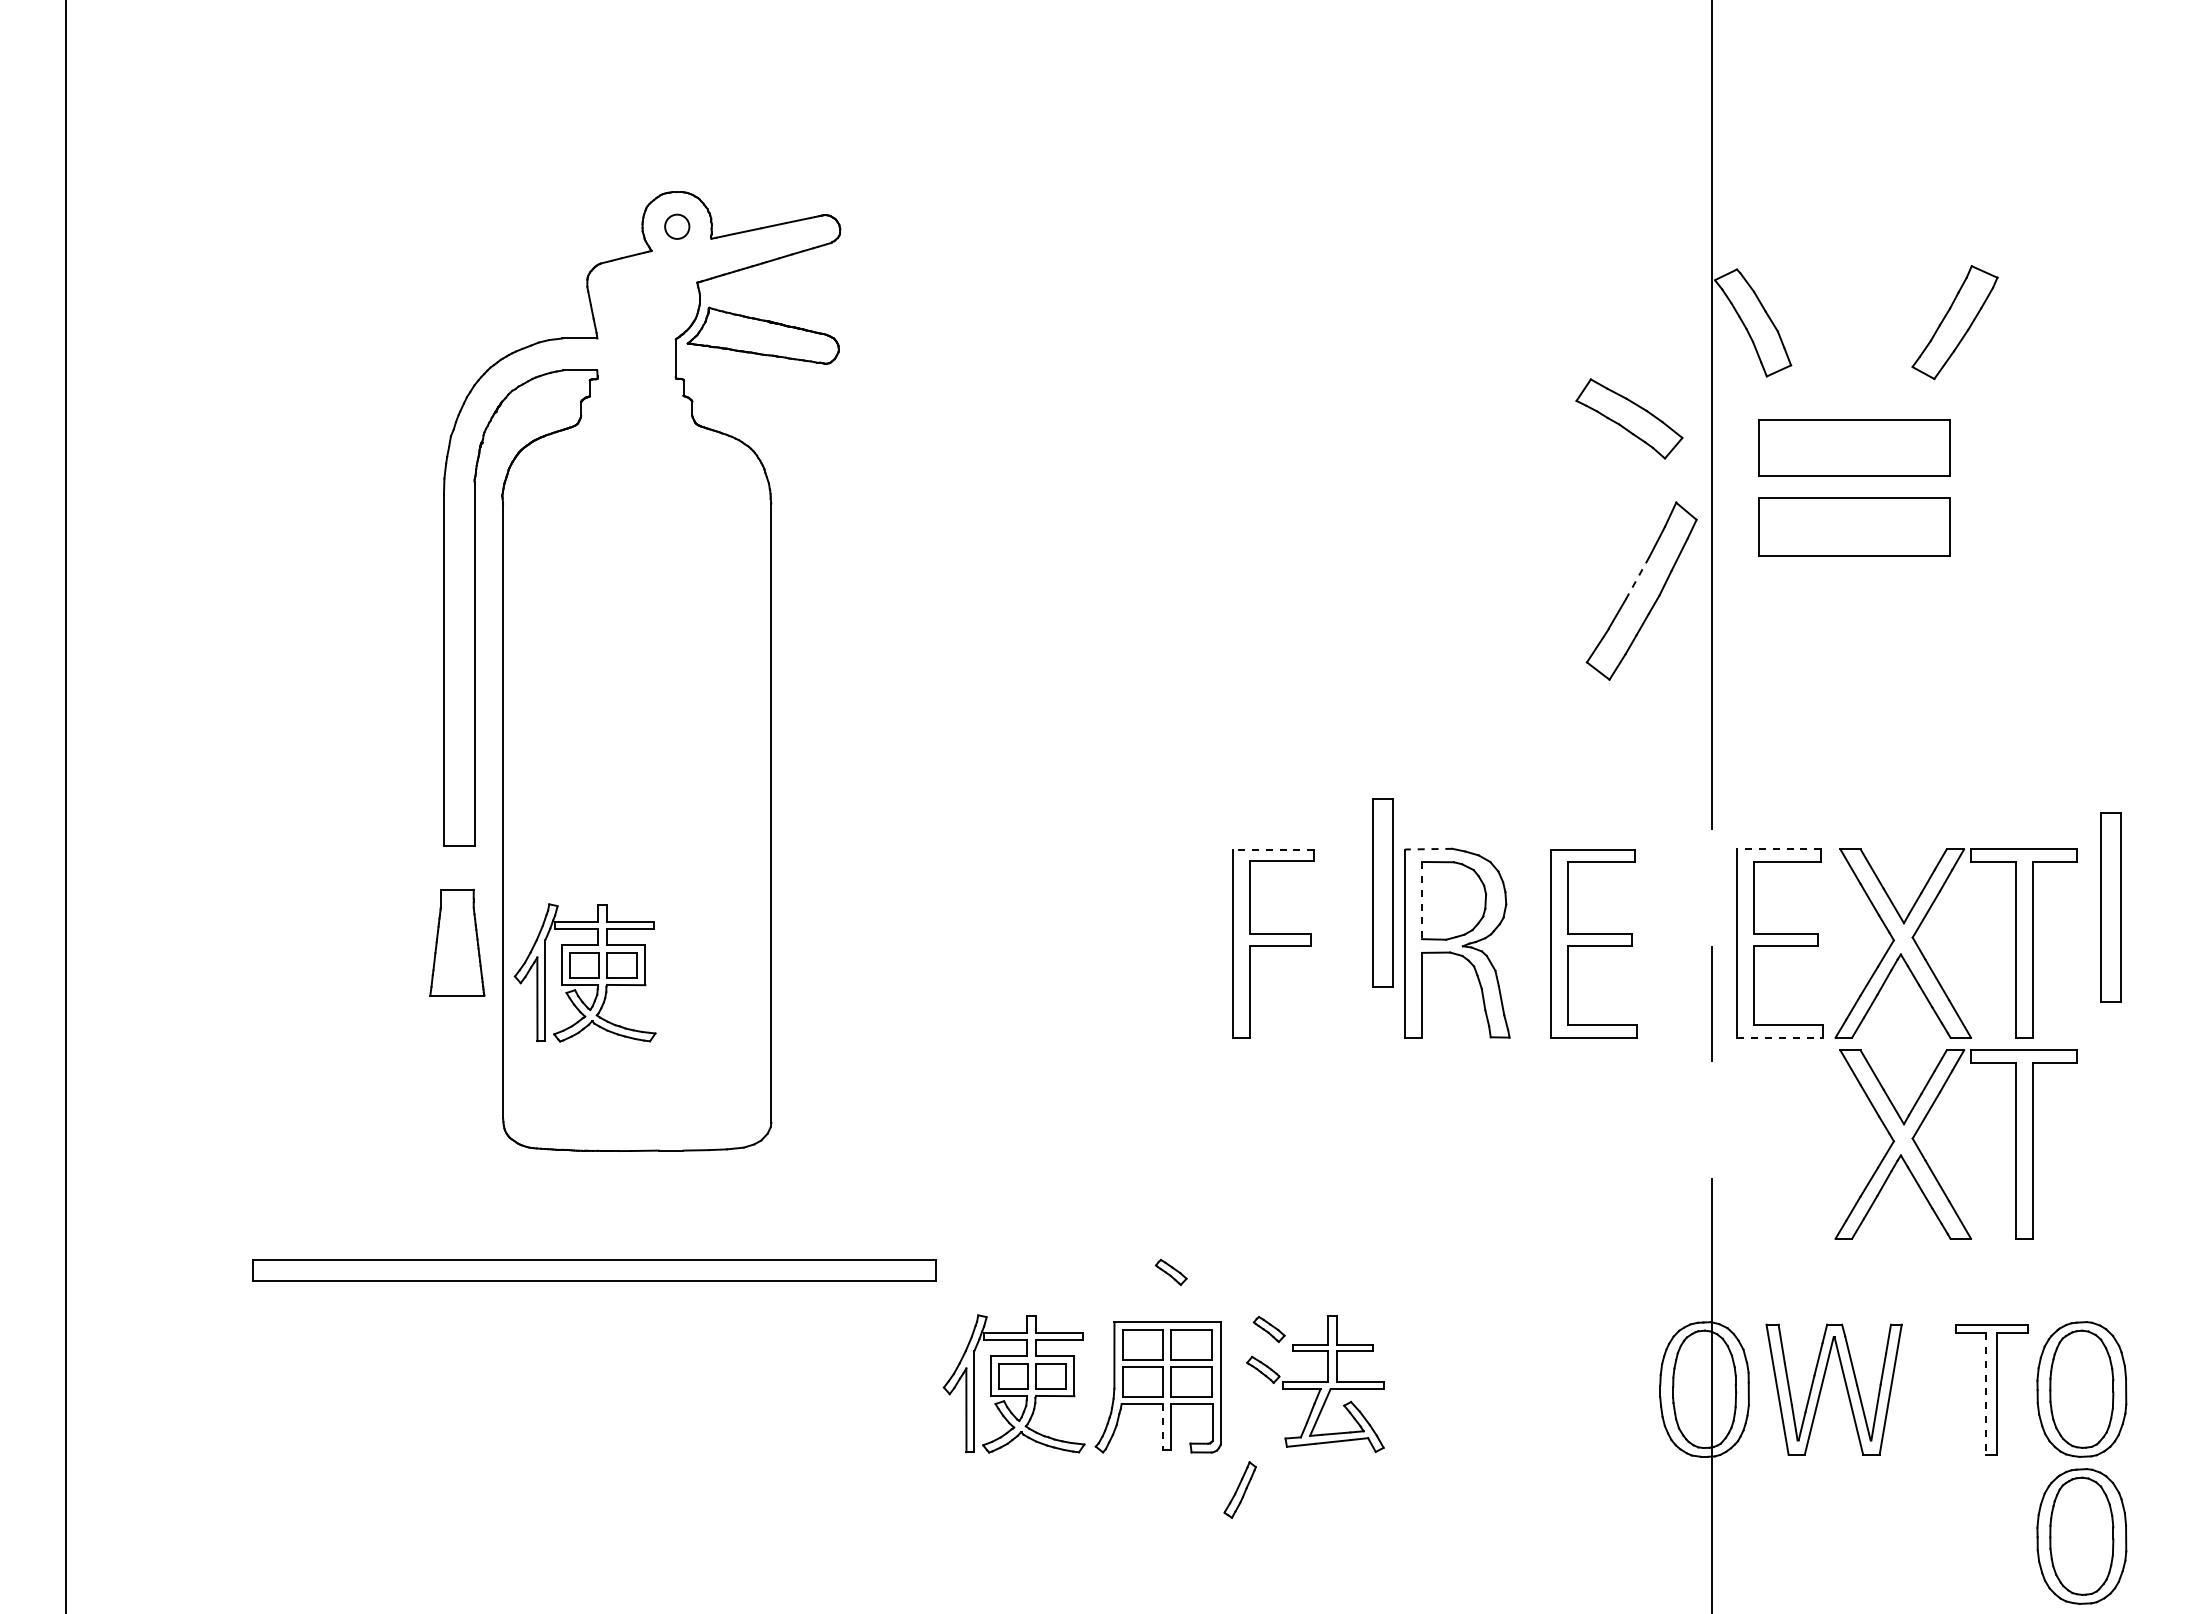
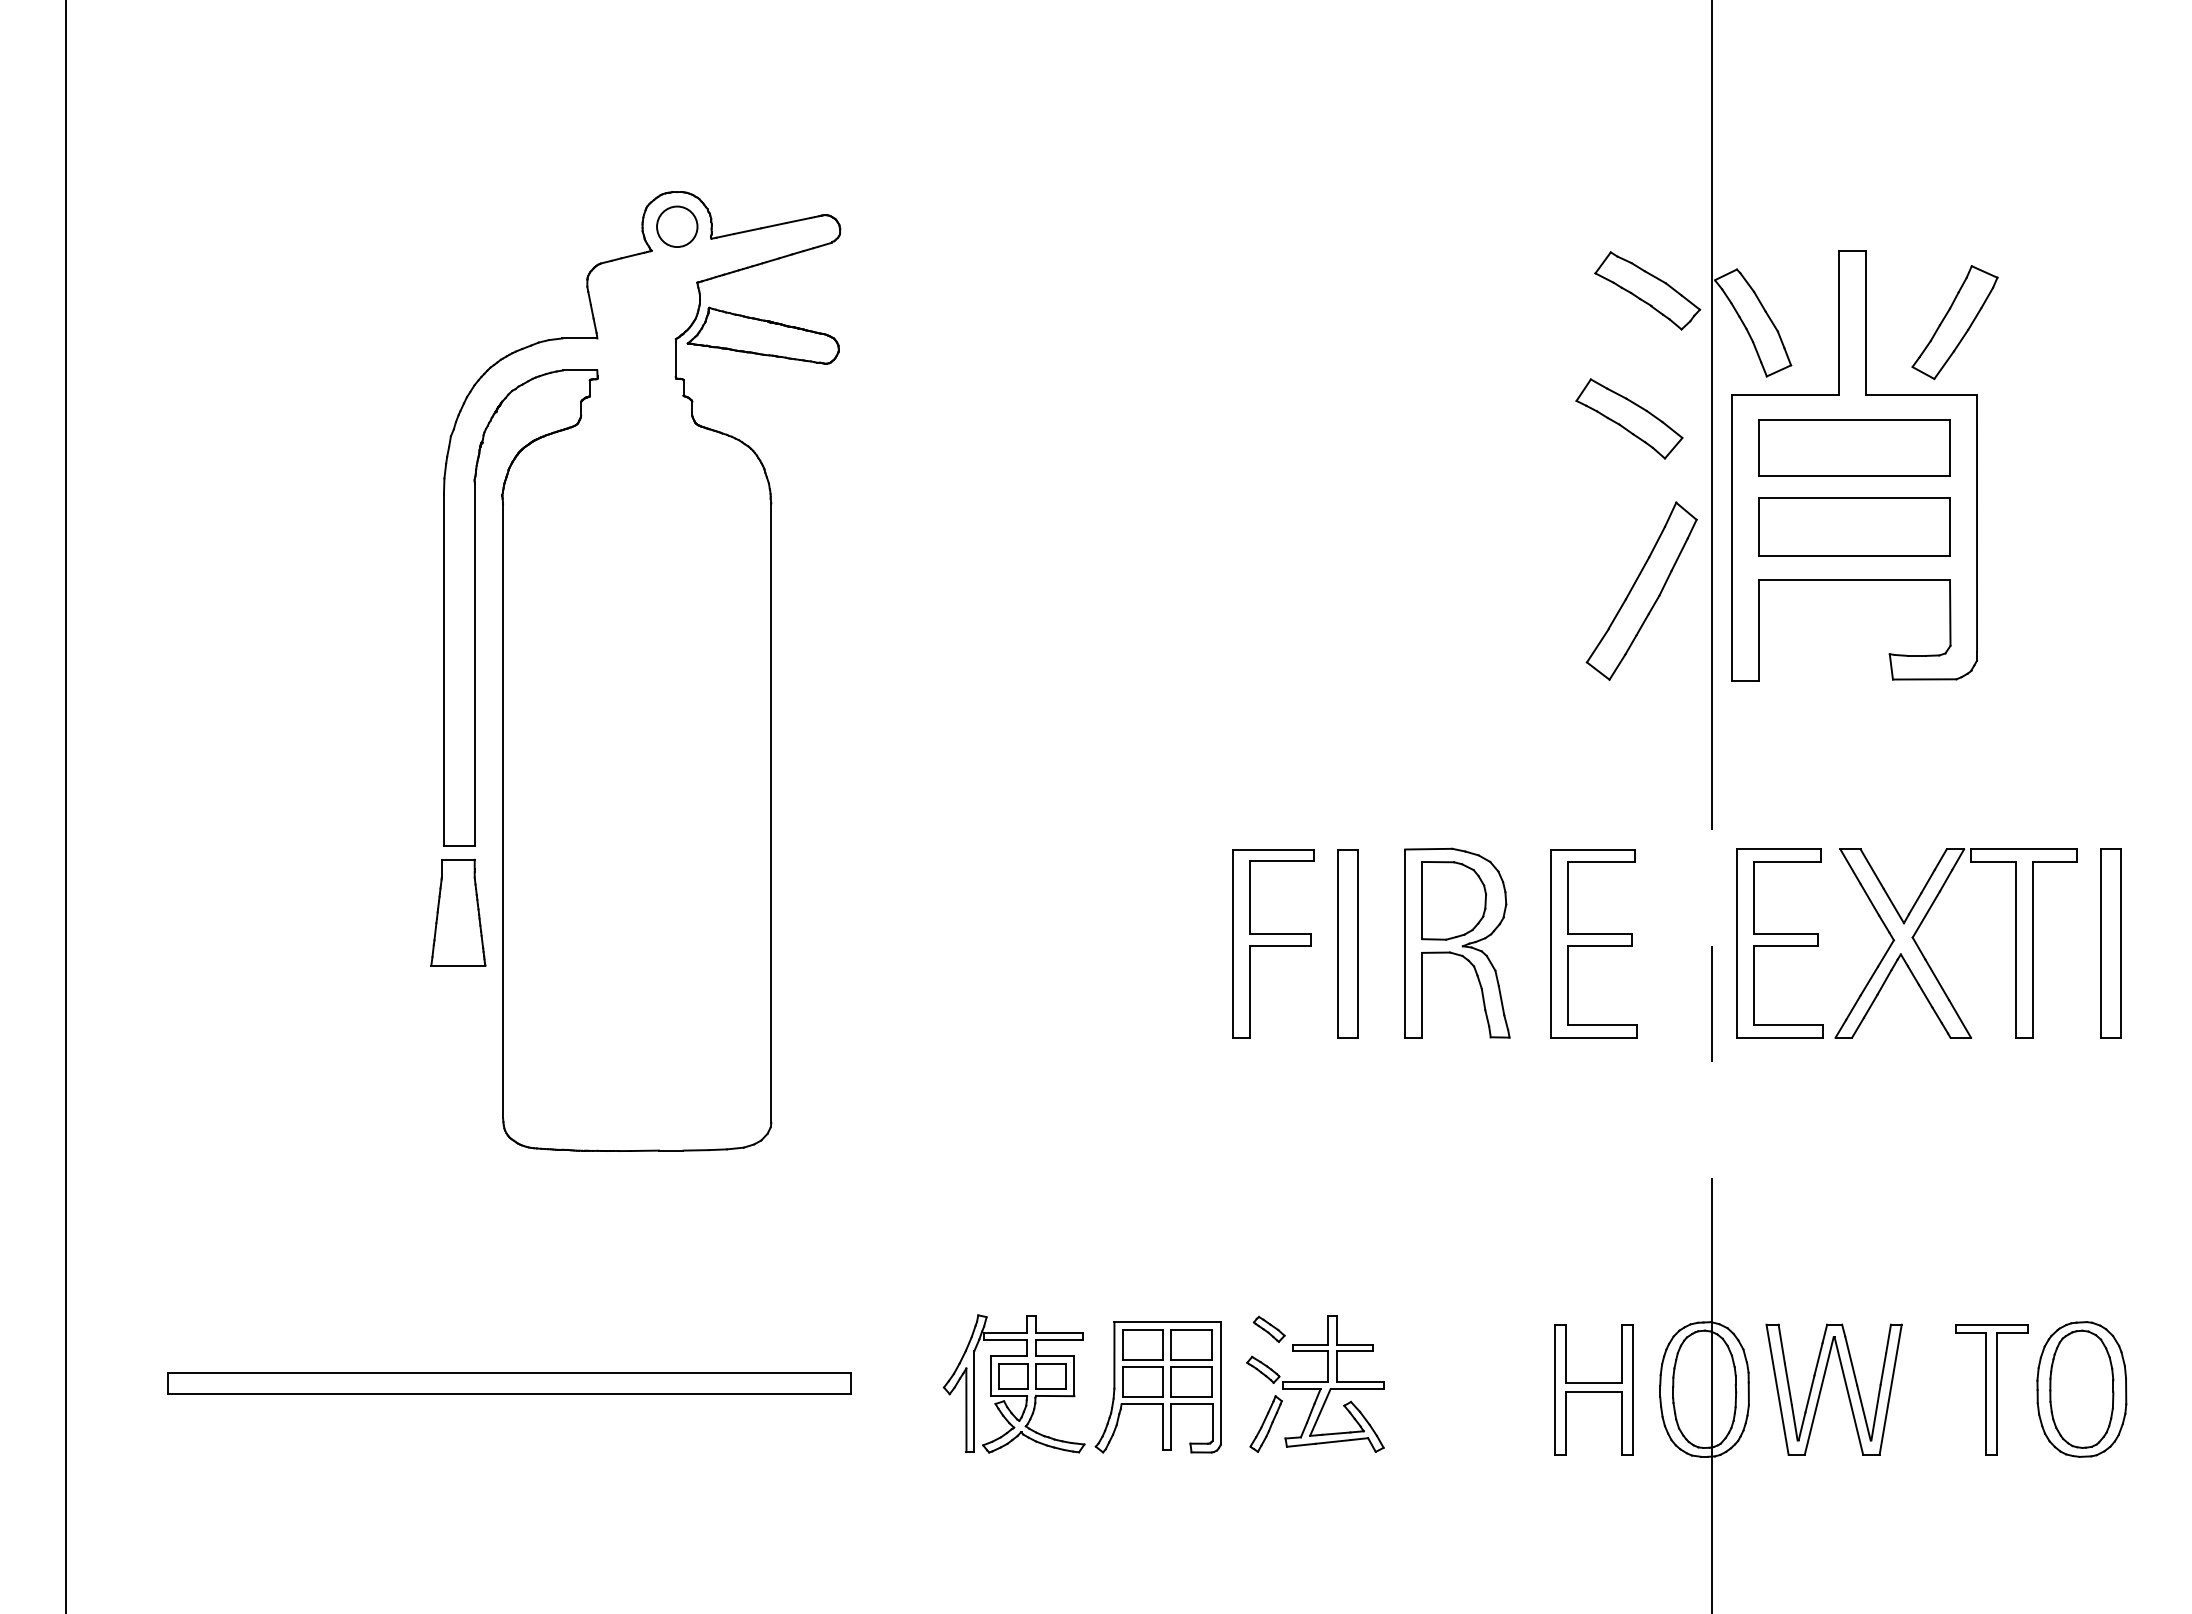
circle diameter: 24 px -> 40 px (677, 226)
part: none -> present (1647, 290)
part: none -> present (1854, 465)
line: dashed -> solid (1637, 578)
line: dashed -> solid (1273, 849)
line: dashed -> solid (1428, 849)
line: dashed -> solid (1778, 849)
part position: (1382, 892) -> (1347, 943) (1347, 943)
line: dashed -> solid (1422, 900)
part position: (2110, 907) -> (2110, 943) (2110, 943)
part position: (457, 942) -> (458, 912) (458, 912)
part: present -> none (584, 972)
line: dashed -> solid (1780, 1037)
part: present -> none (1927, 1161)
part position: (594, 1270) -> (509, 1383) (509, 1383)
part: present -> none (1170, 1272)
part: none -> present (1593, 1389)
line: dashed -> solid (1986, 1393)
line: dashed -> solid (1162, 1427)
part position: (1239, 1489) -> (1265, 1423) (1265, 1423)
part: present -> none (2081, 1536)
